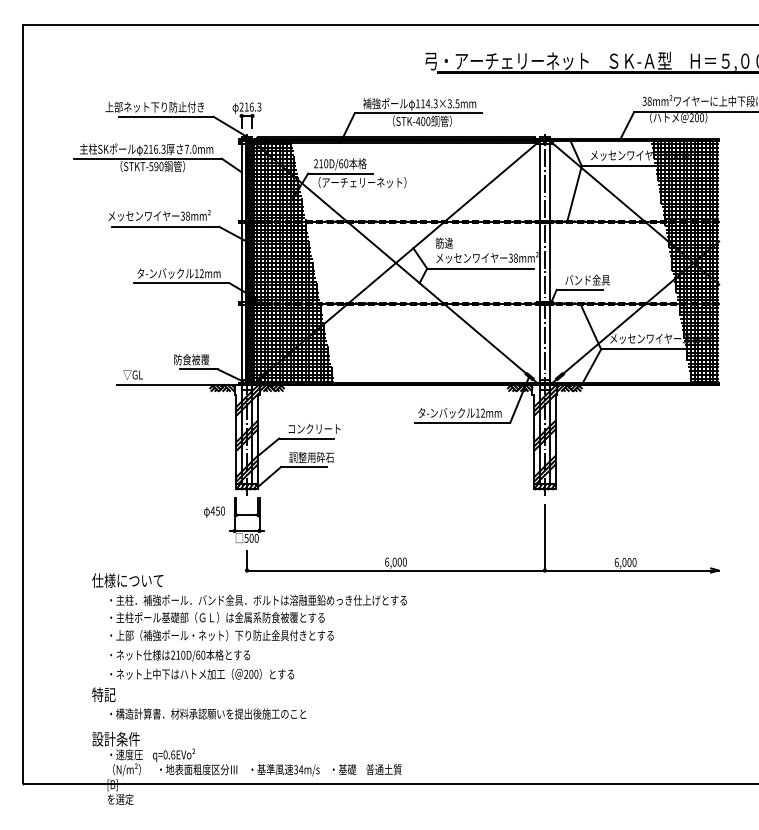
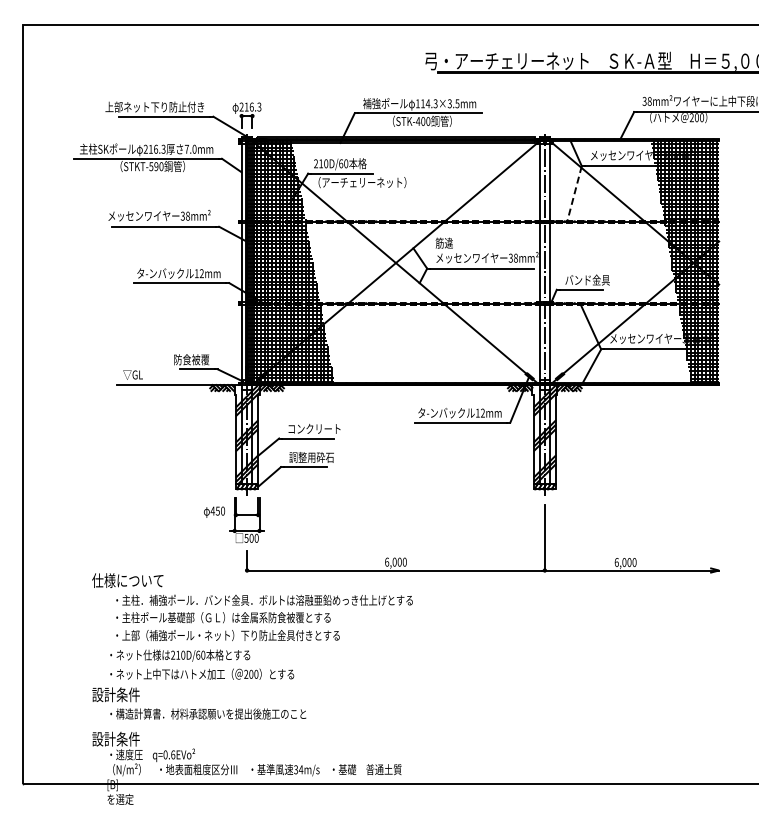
line: solid -> dashed (574, 193)
text position: (258, 617) -> (264, 617) (264, 617)
text: 特記 -> 設計条件 (115, 694)
